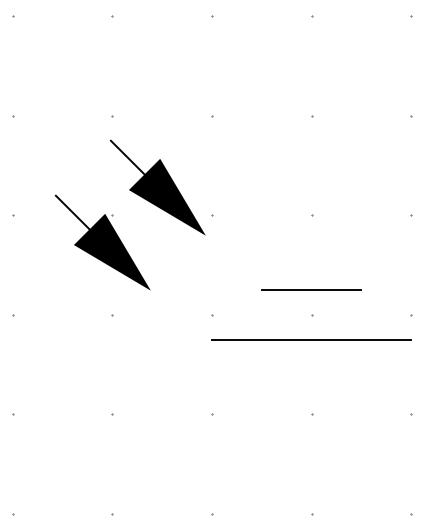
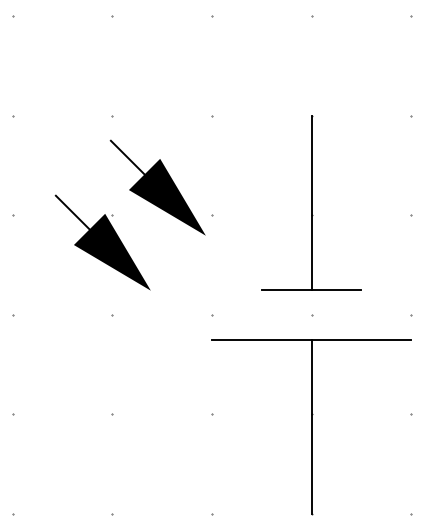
line: none -> present (311, 202)
line: none -> present (311, 426)
